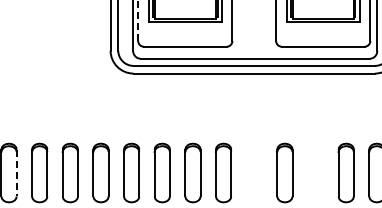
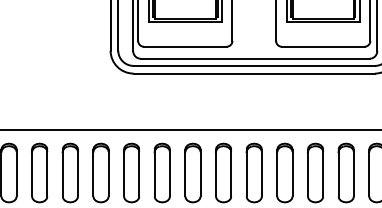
line: dashed -> solid (138, 21)
line: none -> present (190, 130)
part: none -> present (253, 172)
part: none -> present (315, 172)
line: dashed -> solid (16, 173)
